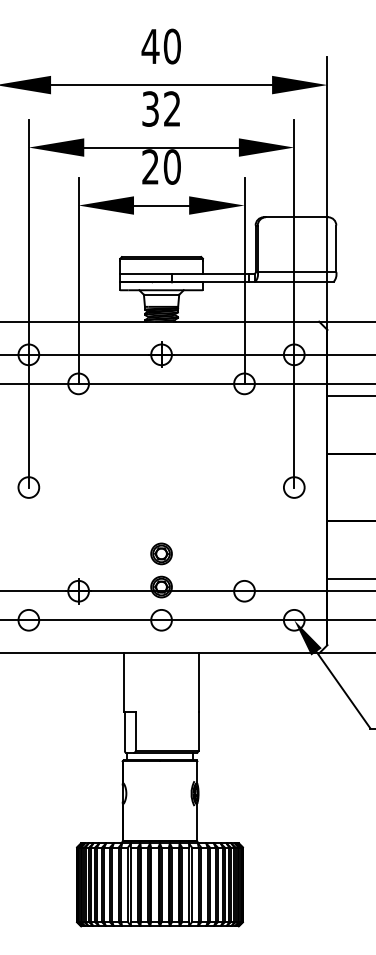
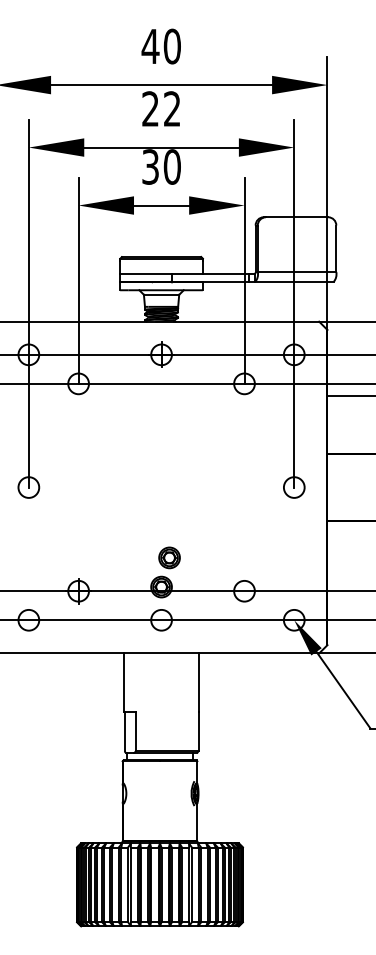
text: 32 -> 22 (150, 108)
text: 20 -> 30 (150, 166)
part position: (161, 553) -> (169, 557) (169, 557)
line: present -> none (349, 578)
